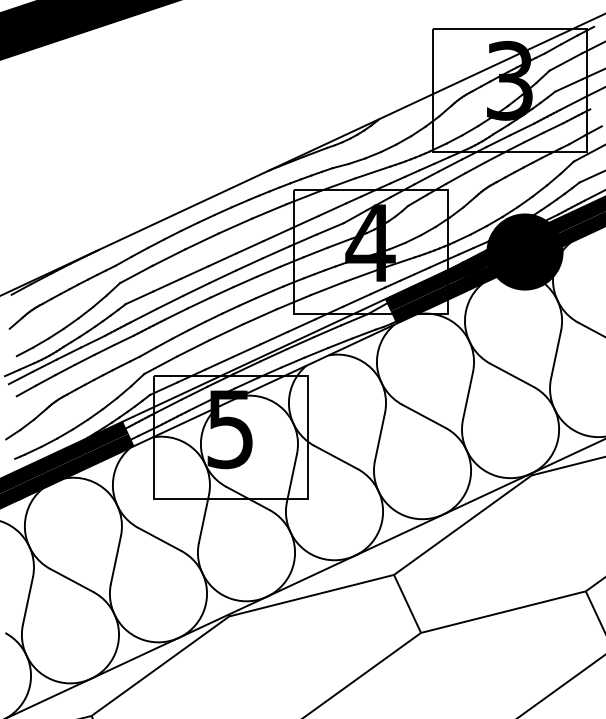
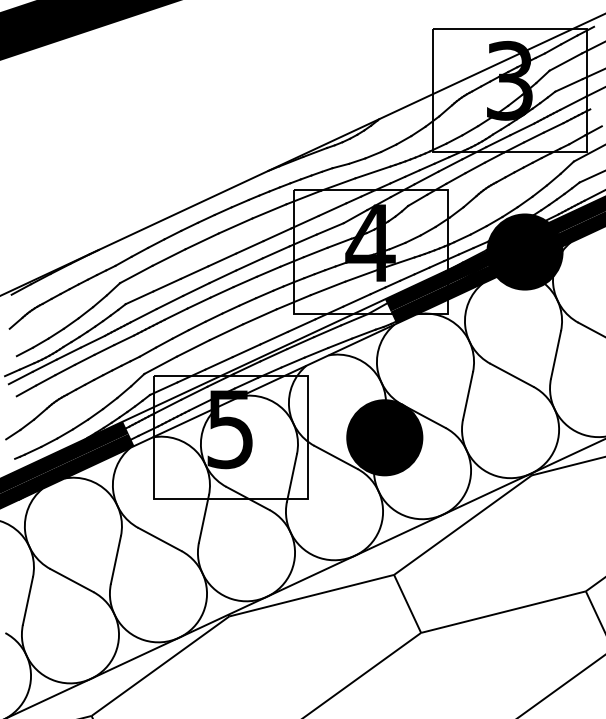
fill: none -> present (384, 437)
